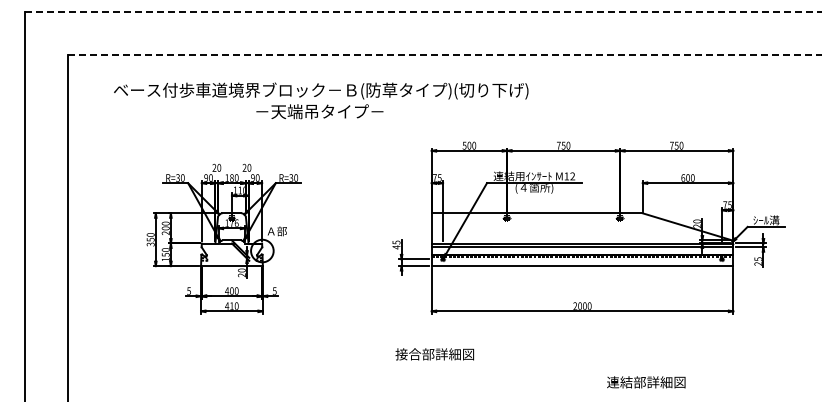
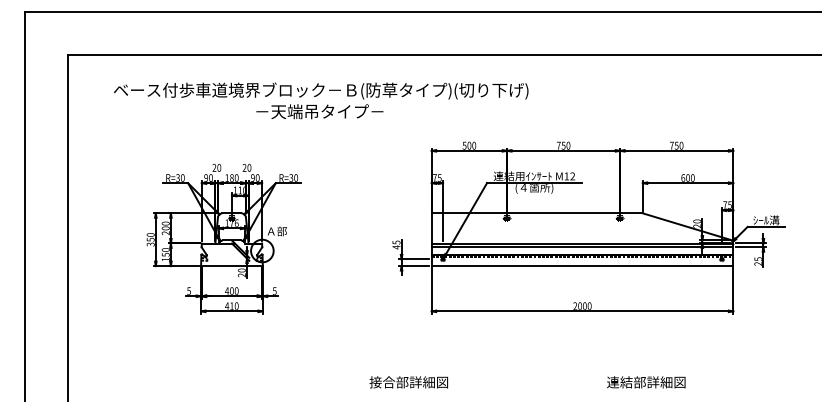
line: dashed -> solid (423, 12)
line: dashed -> solid (444, 55)
text position: (434, 354) -> (408, 382) (408, 382)
